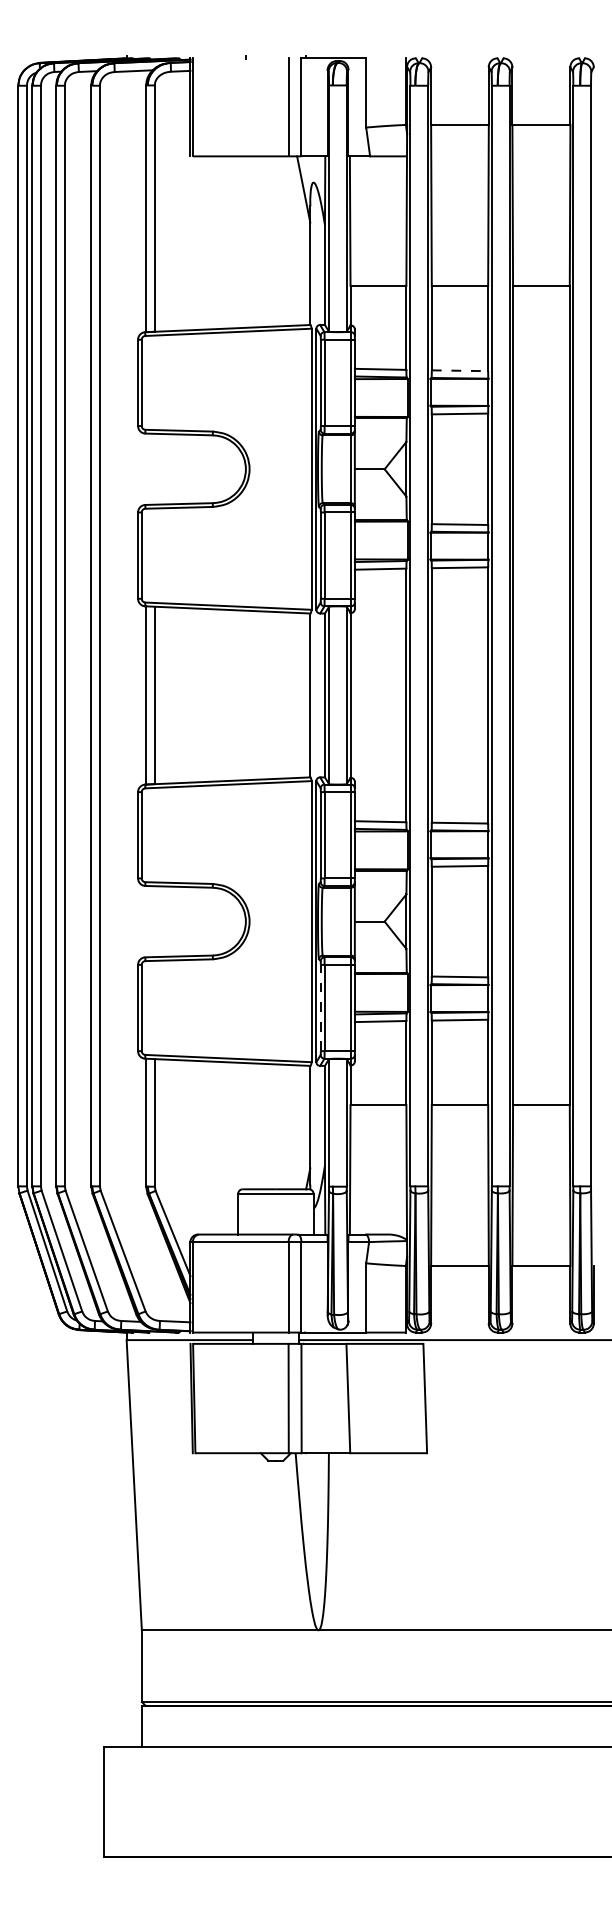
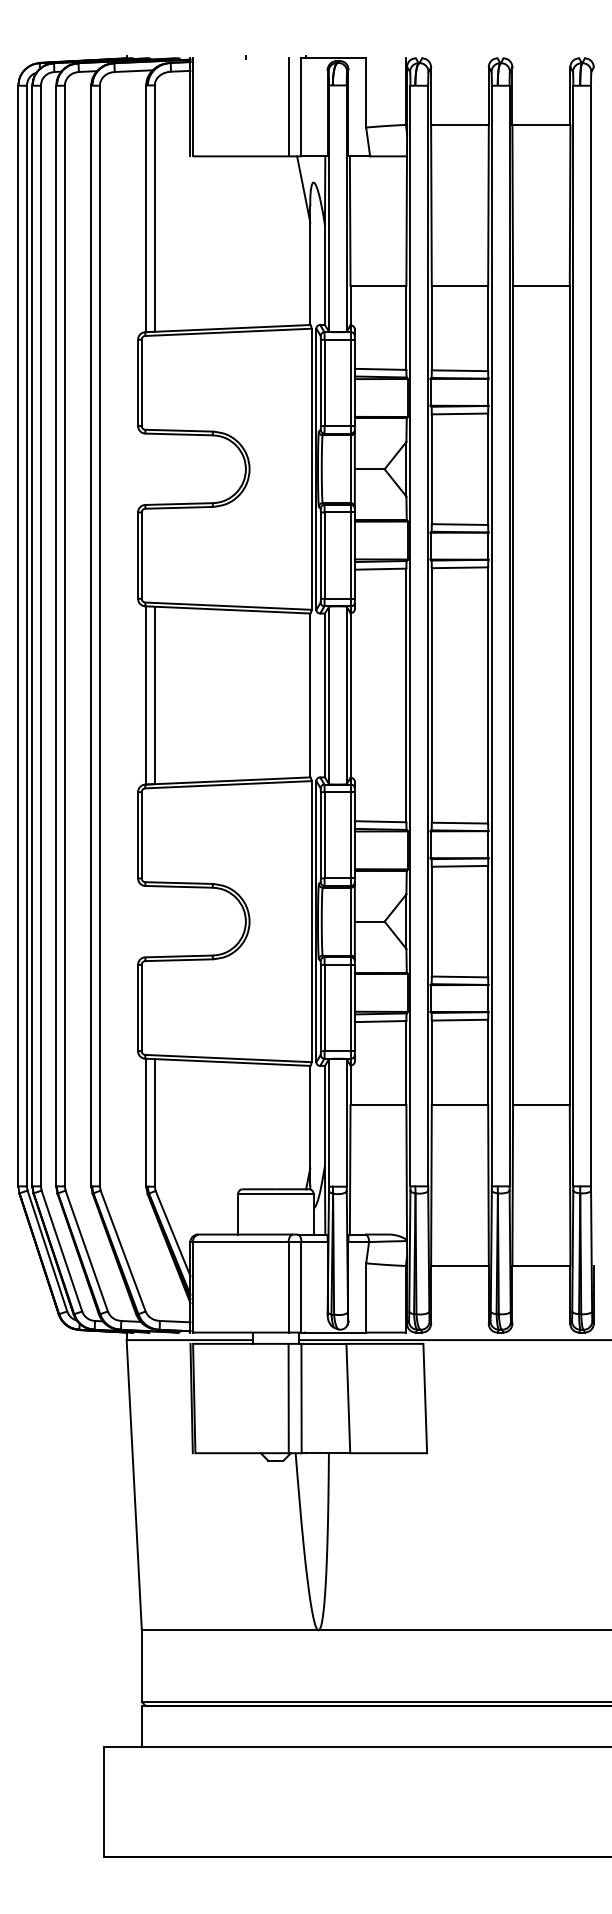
line: dashed -> solid (460, 370)
line: dashed -> solid (320, 1007)
